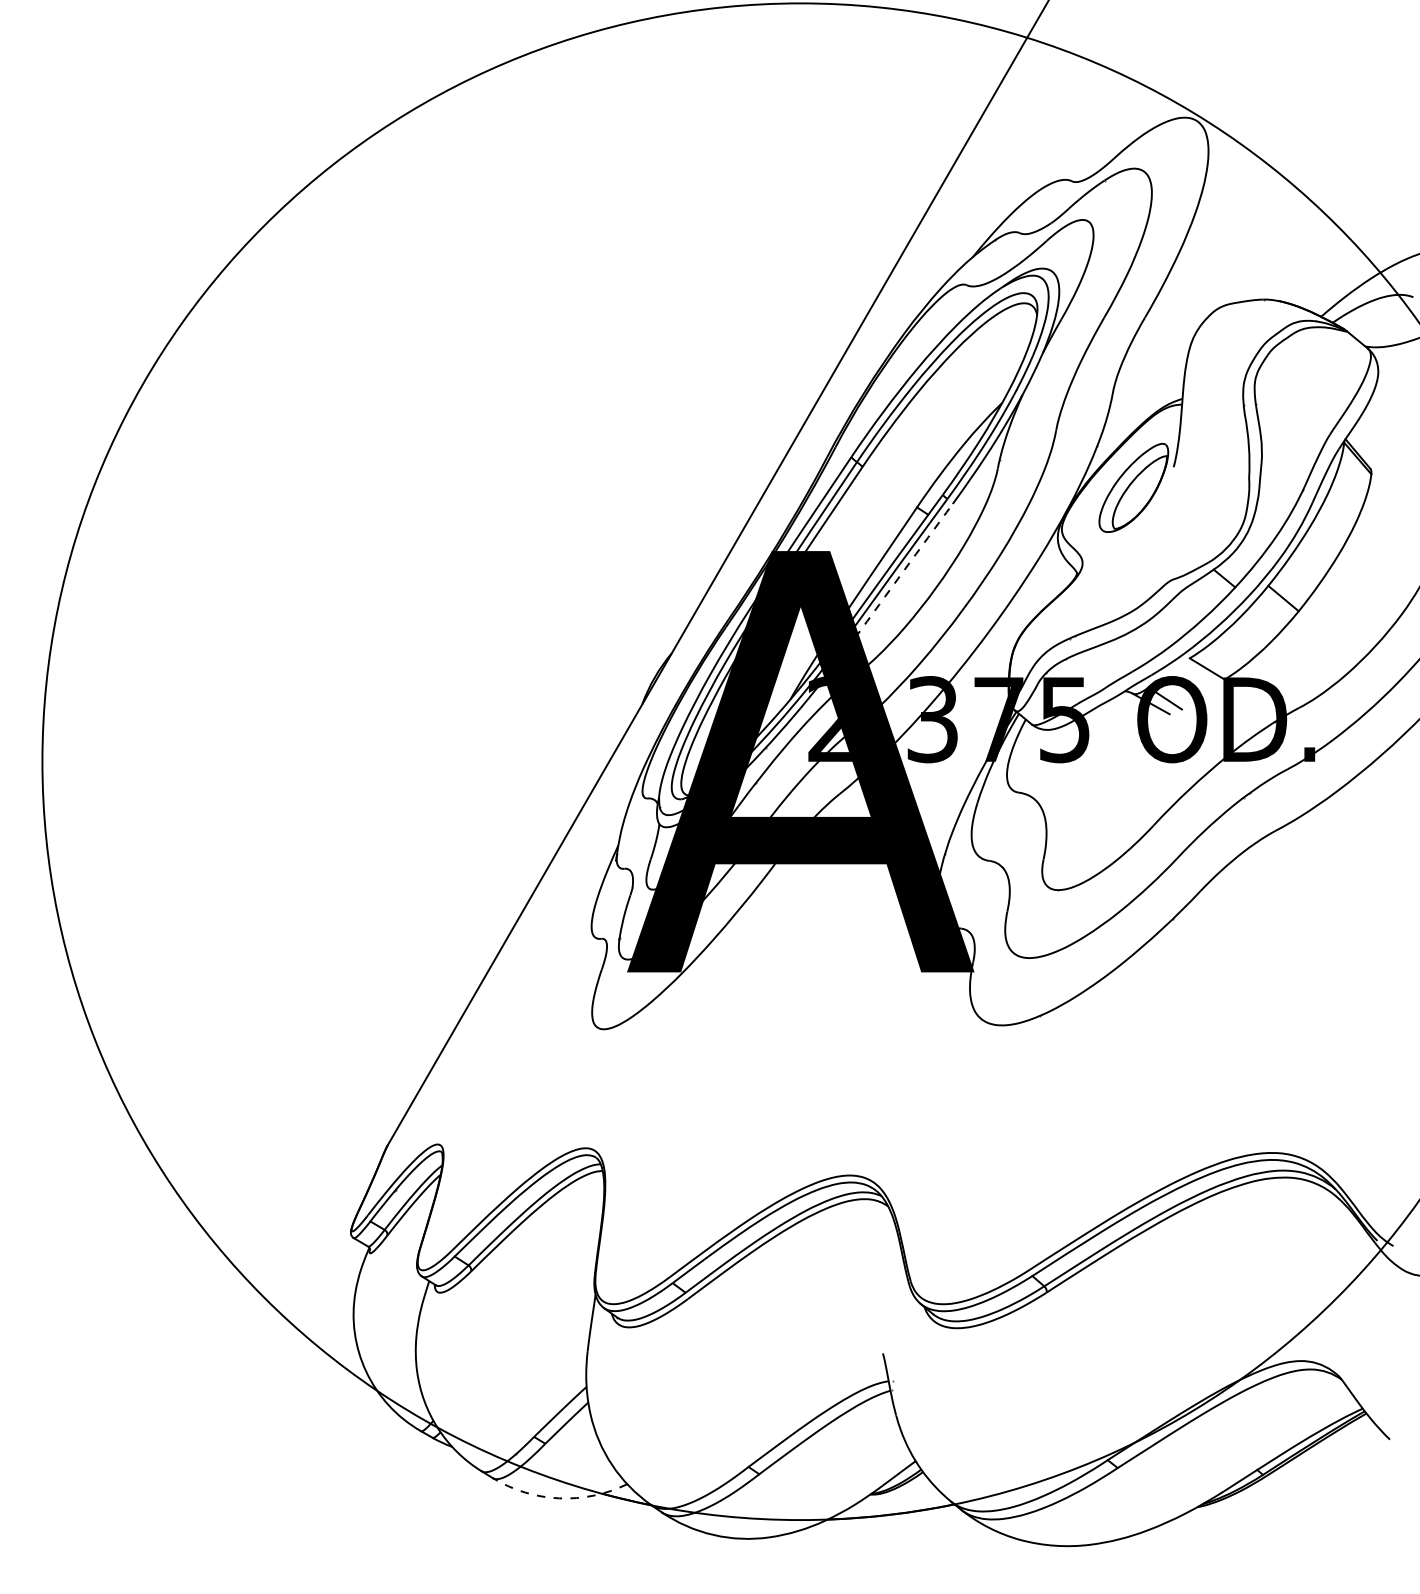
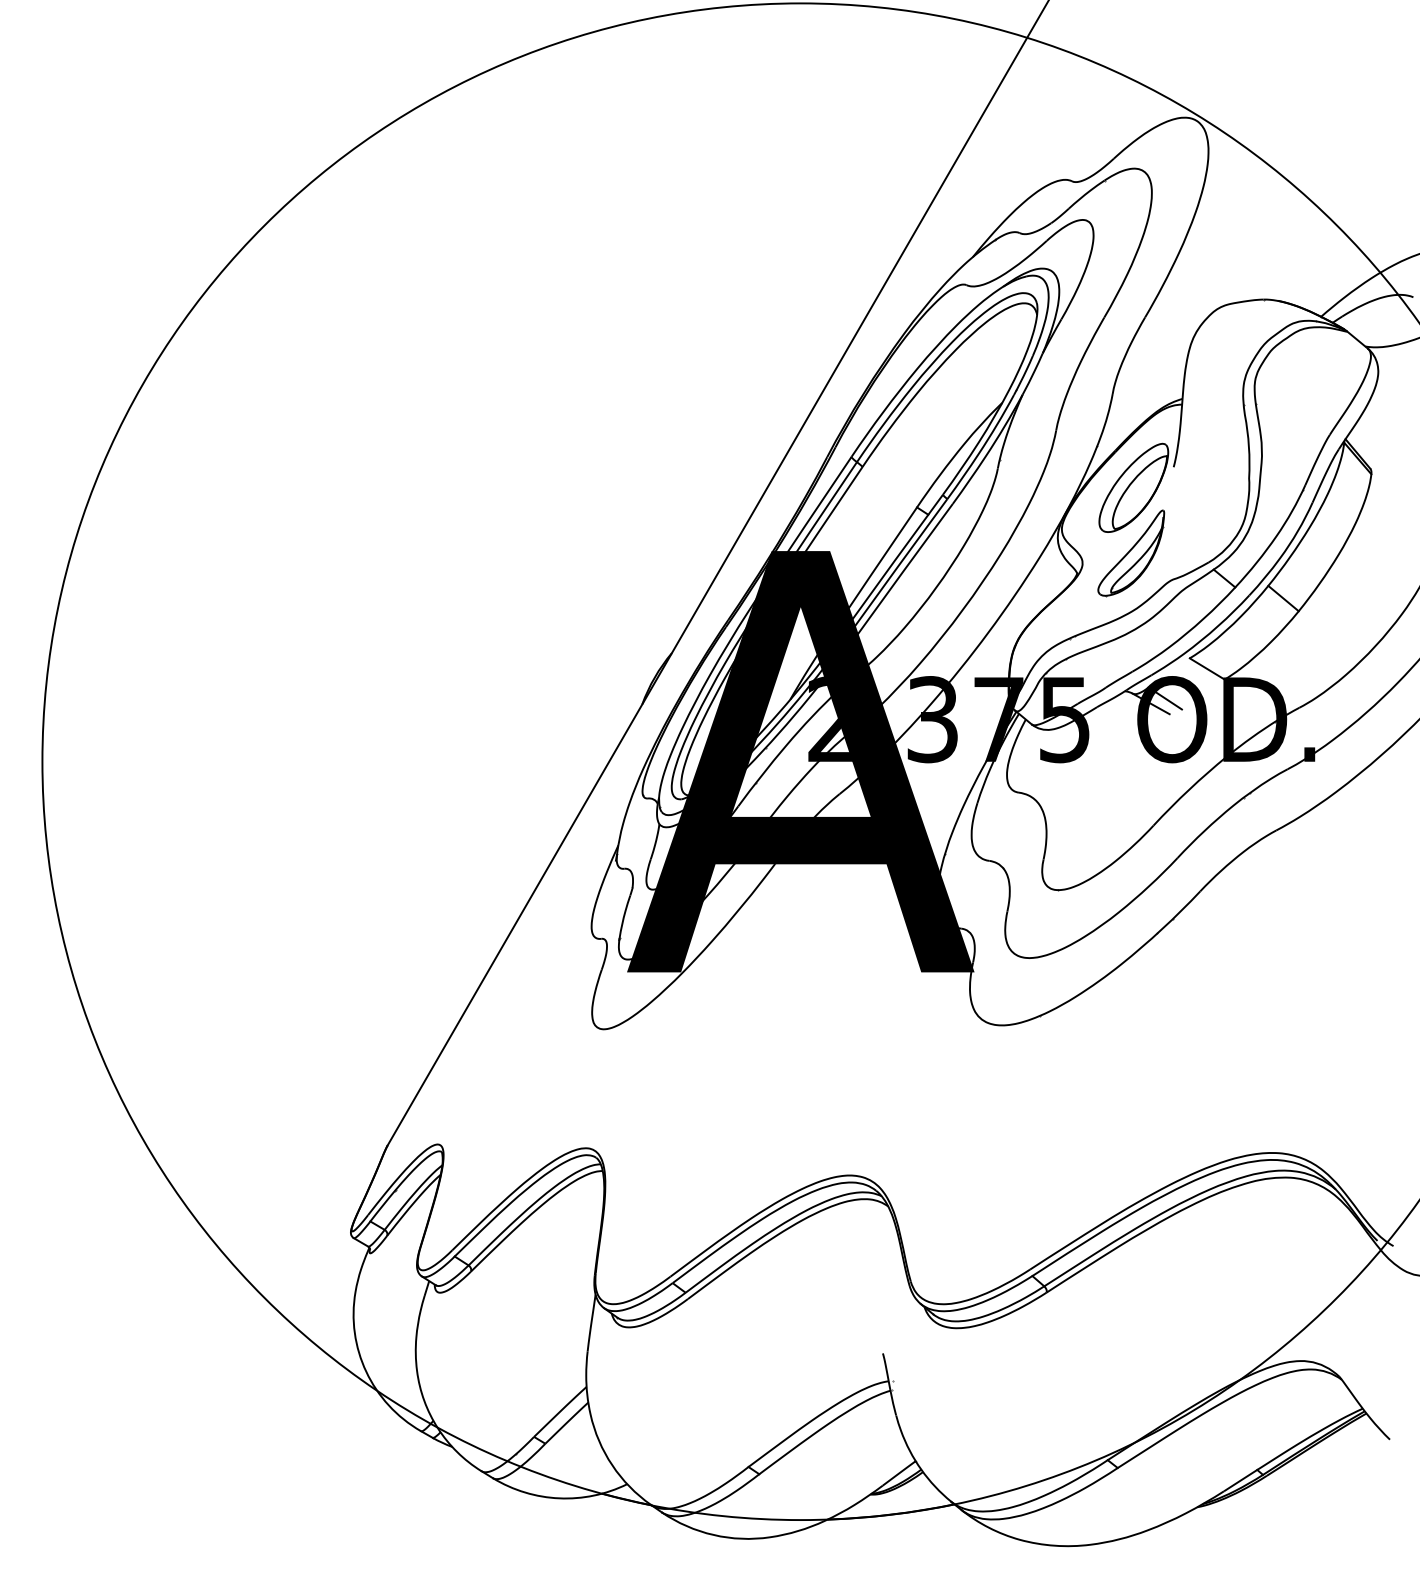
part: none -> present (1131, 553)
line: dashed -> solid (903, 570)
line: dashed -> solid (559, 1498)
